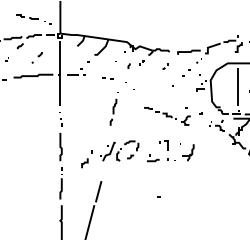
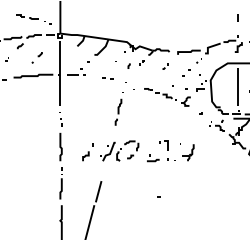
line: none -> present (237, 17)
part position: (113, 108) -> (118, 108) (118, 108)
part position: (167, 116) -> (167, 97) (167, 97)
part position: (86, 159) -> (87, 152) (87, 152)
